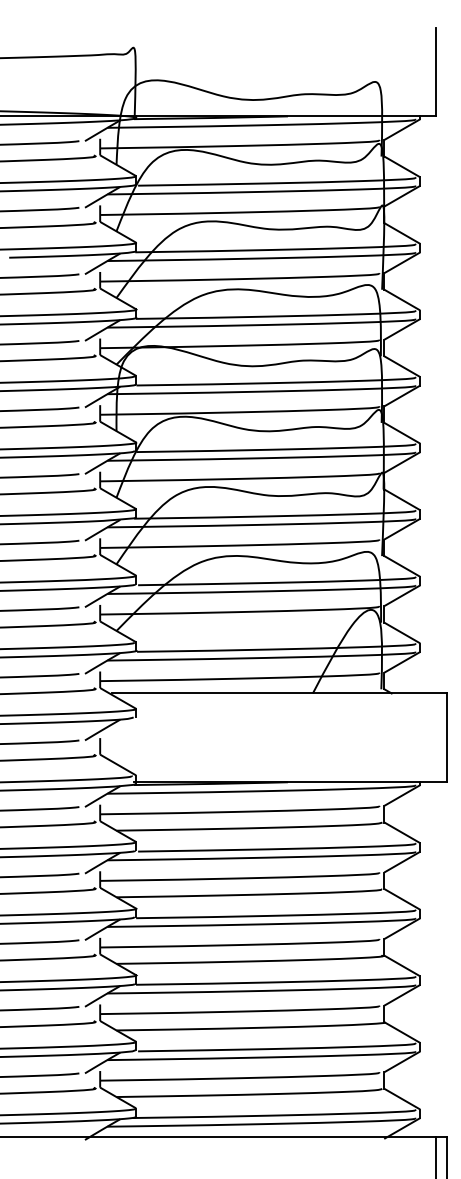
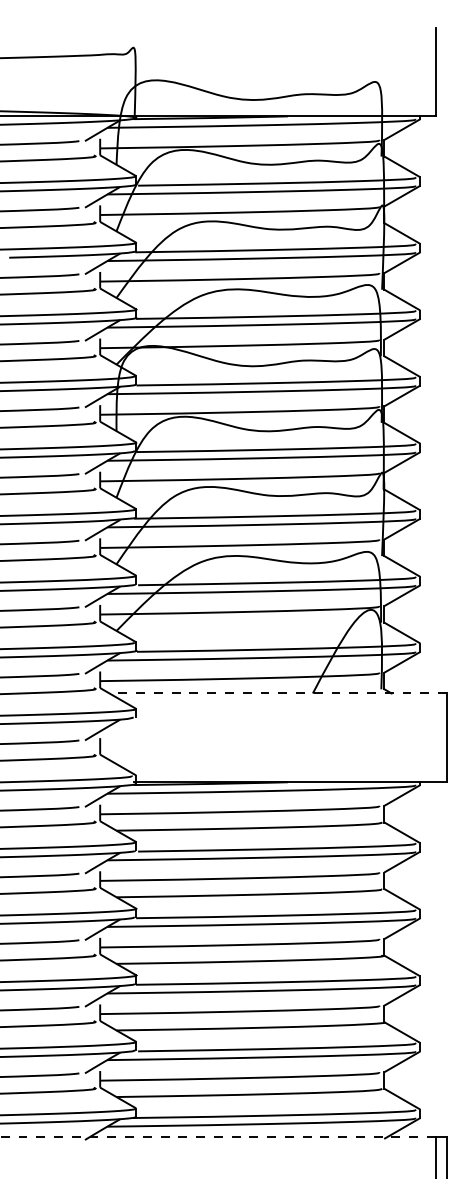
line: solid -> dashed (279, 693)
line: solid -> dashed (217, 1137)
